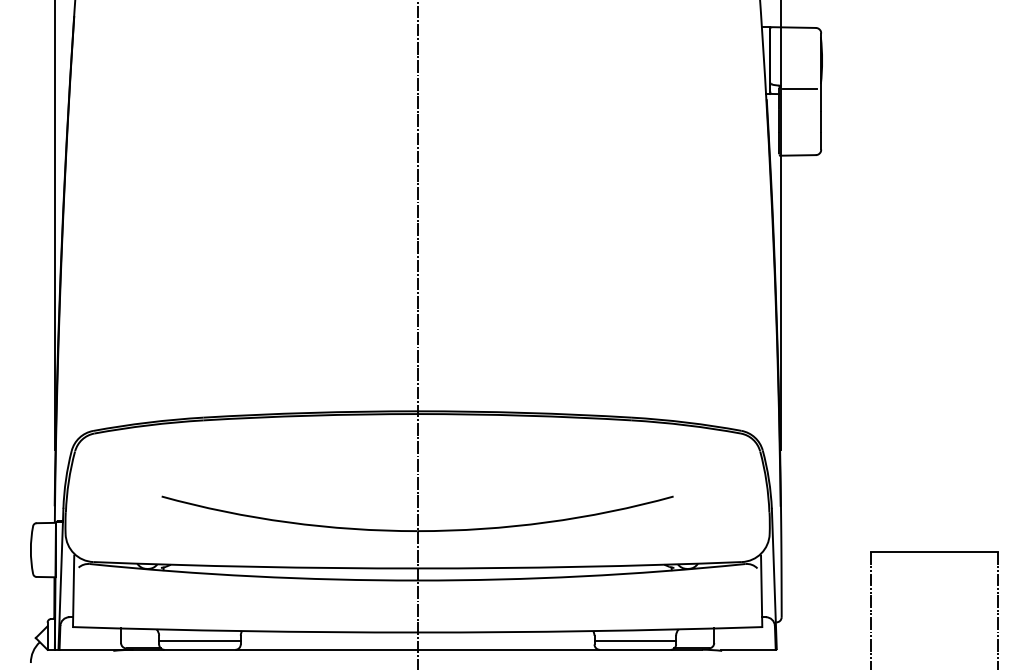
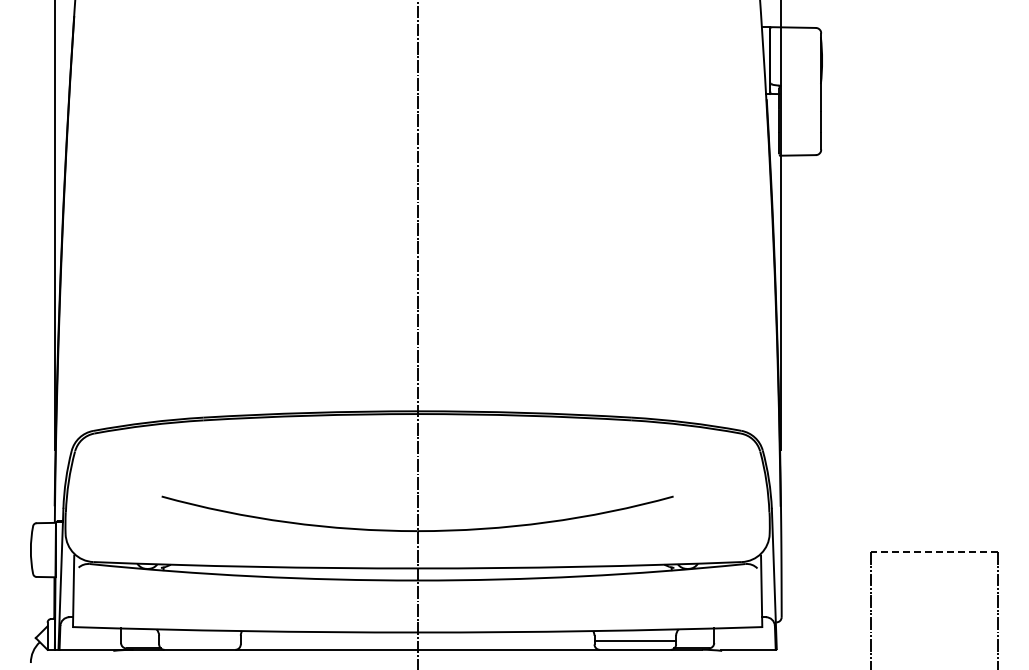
line: present -> none (800, 88)
line: solid -> dashed (934, 551)
line: present -> none (199, 640)
